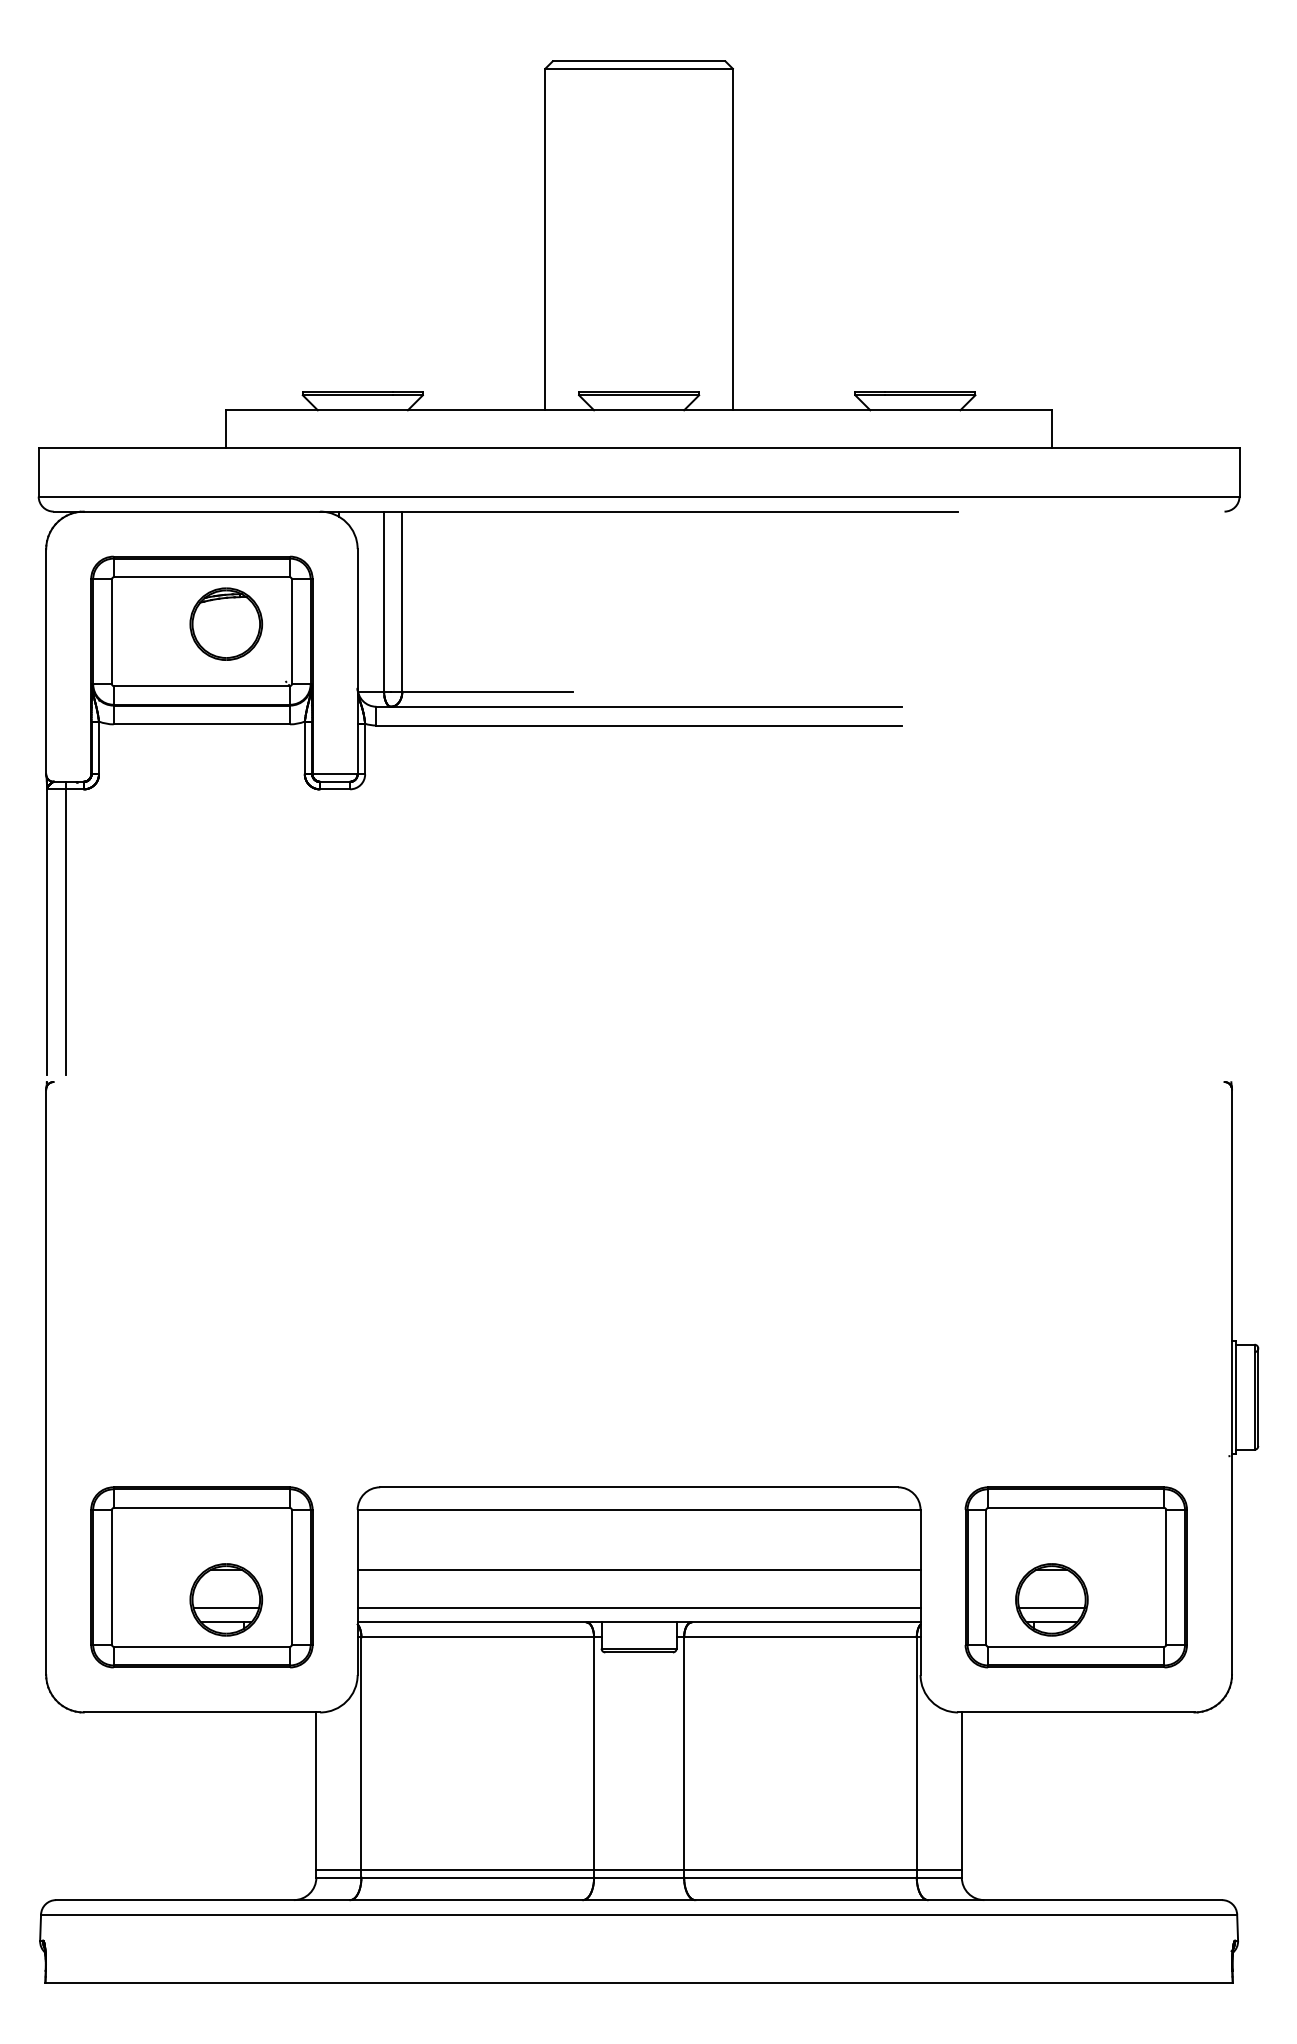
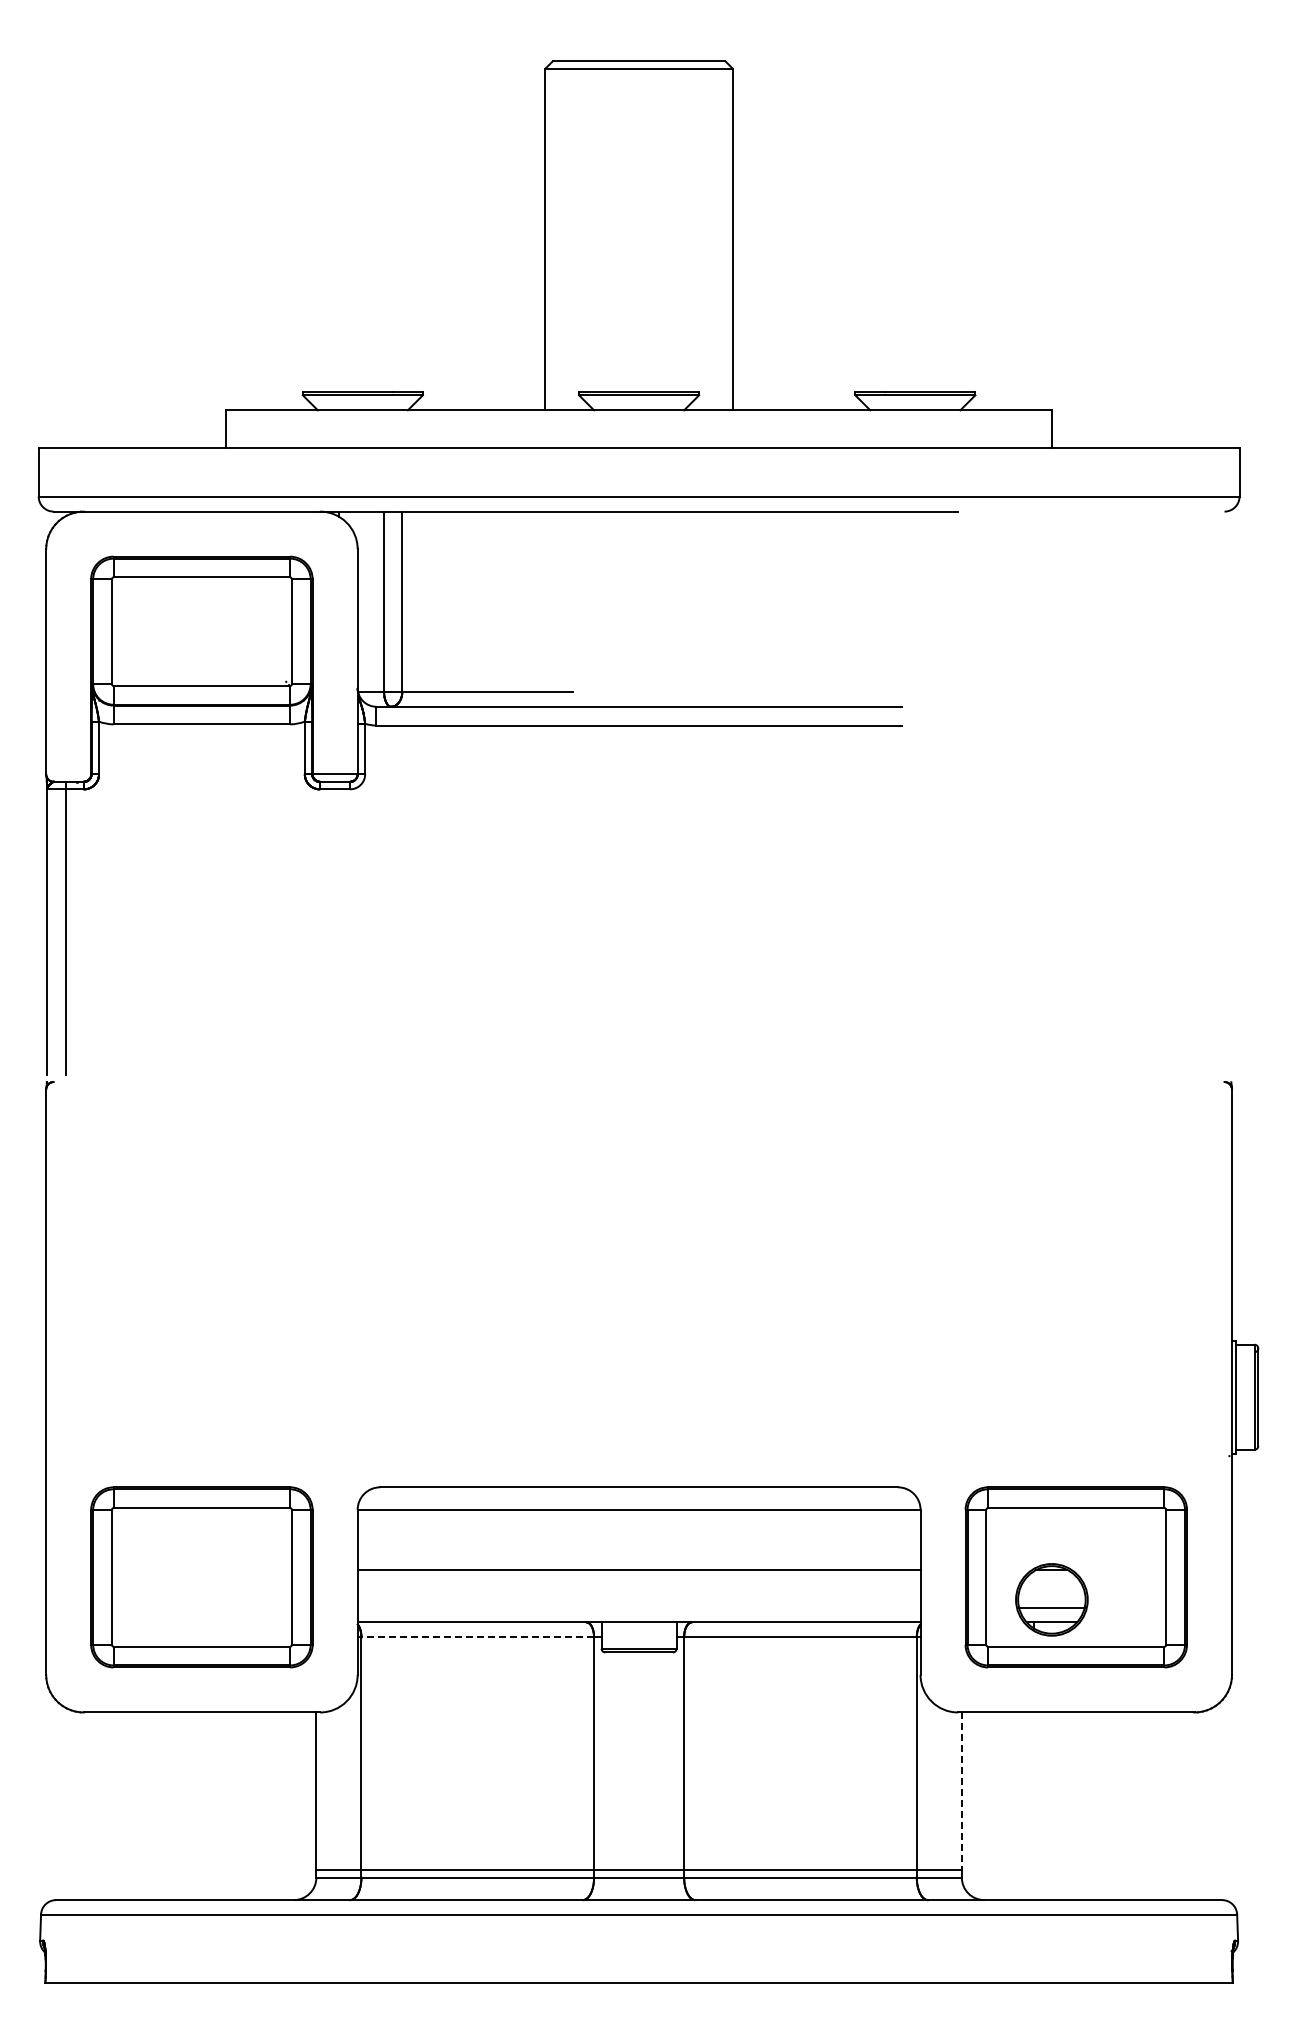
part: present -> none (226, 623)
part: present -> none (226, 1599)
line: present -> none (638, 1607)
line: solid -> dashed (477, 1637)
line: solid -> dashed (961, 1791)
